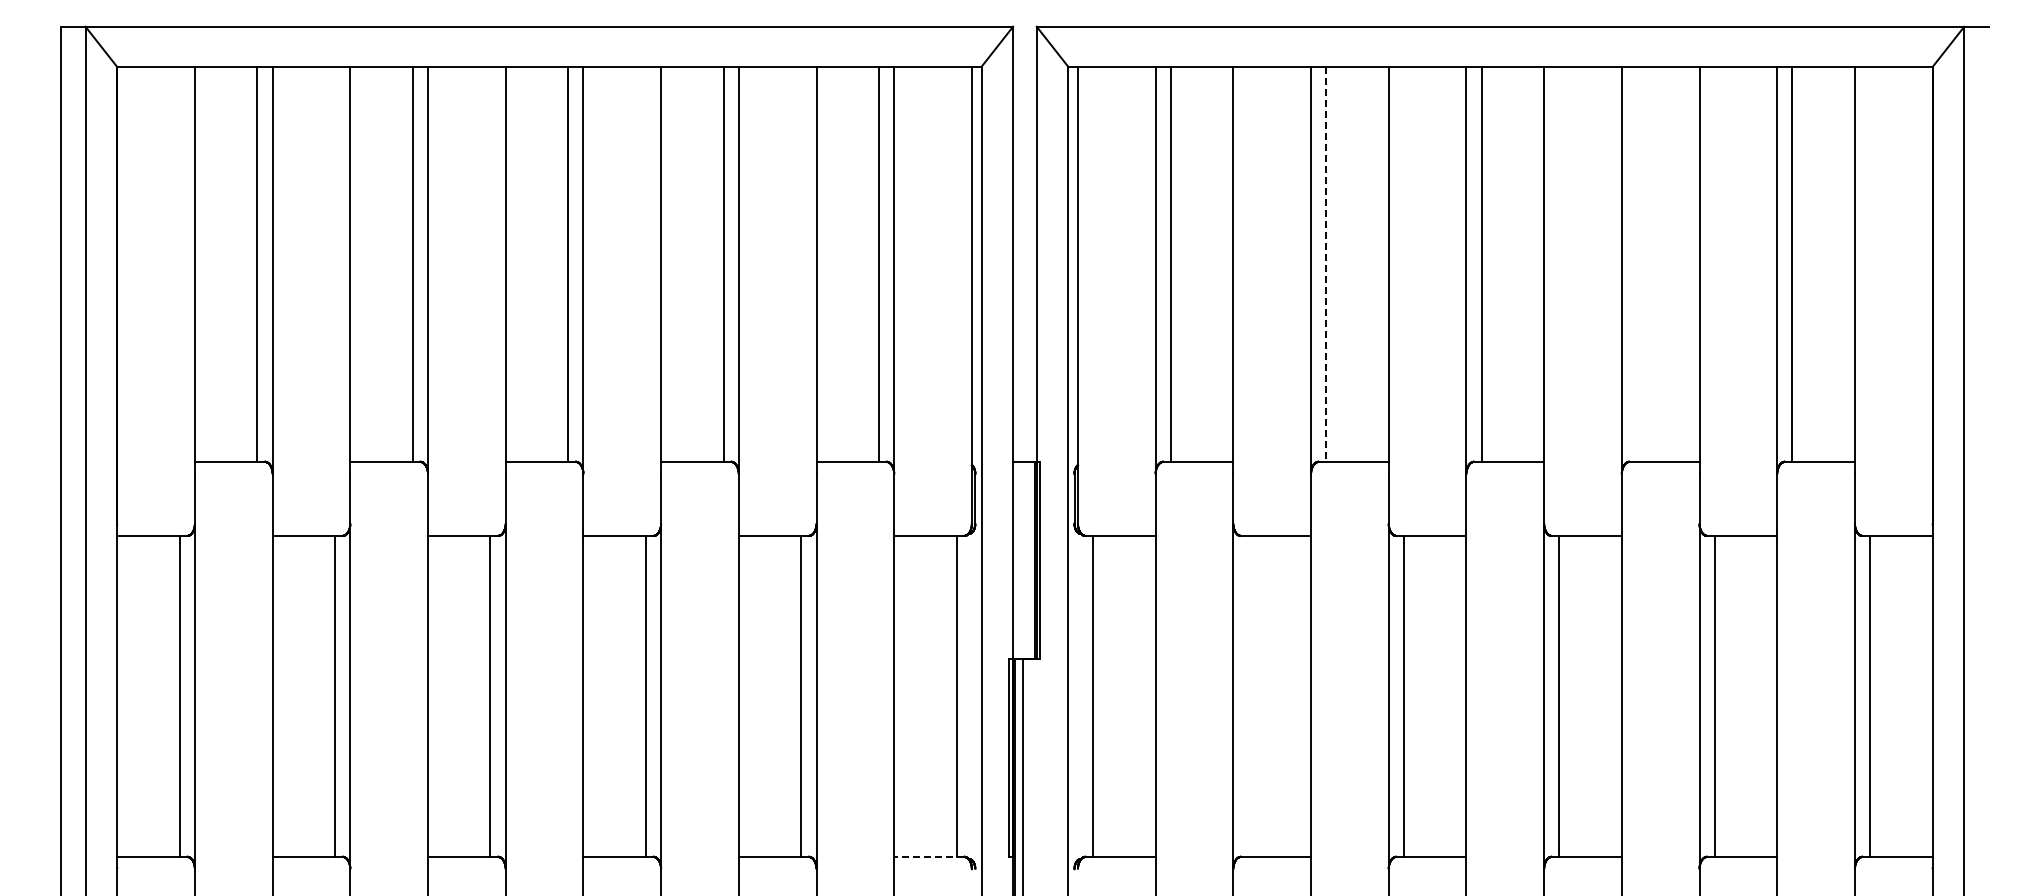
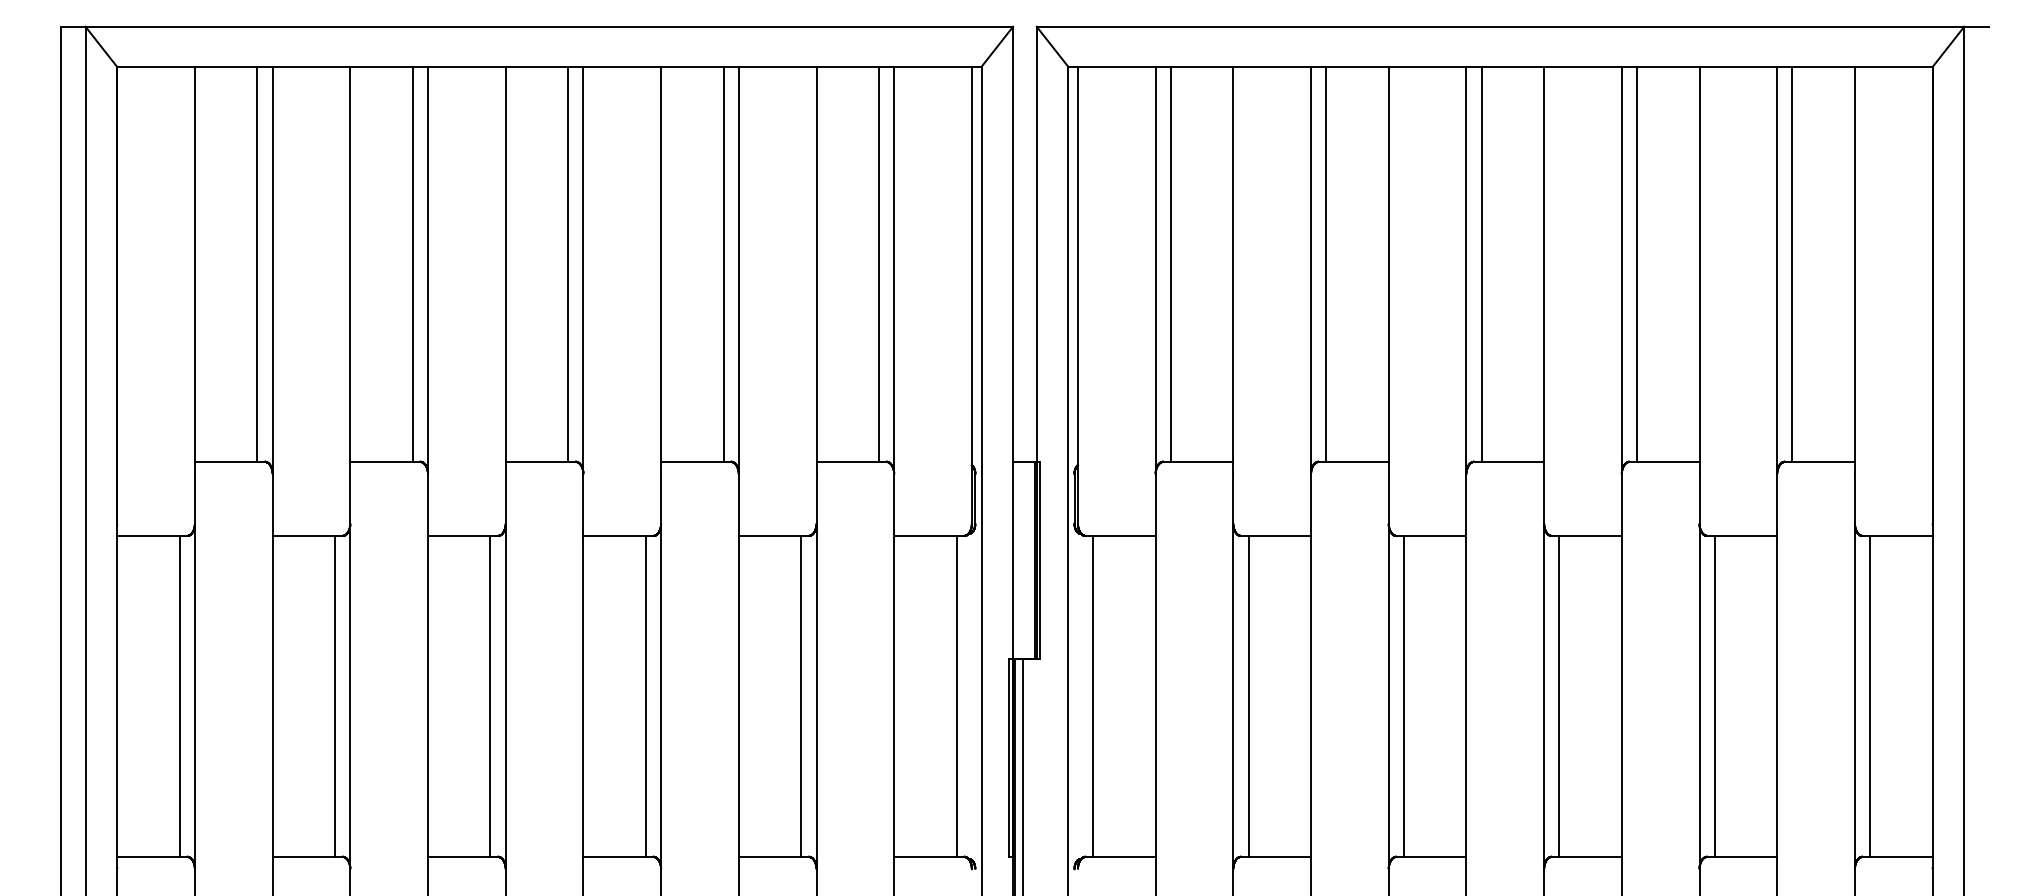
line: none -> present (1637, 263)
line: dashed -> solid (1326, 264)
line: none -> present (1248, 695)
line: dashed -> solid (928, 856)
